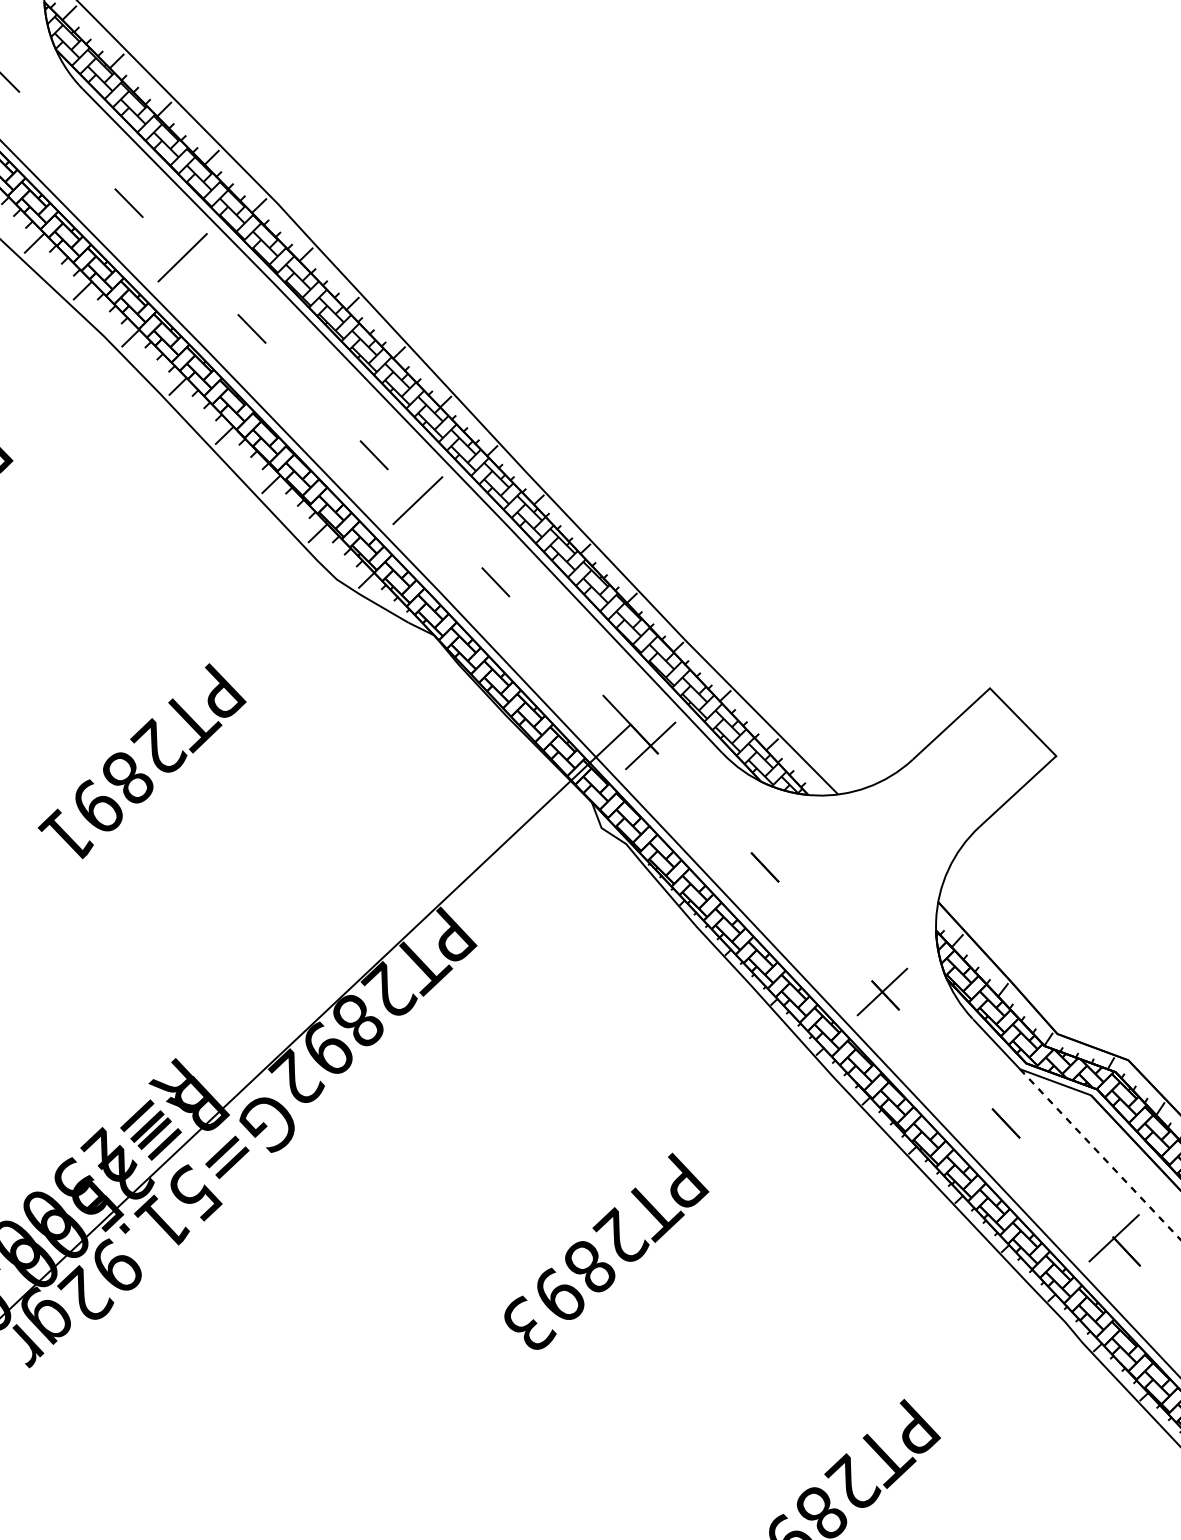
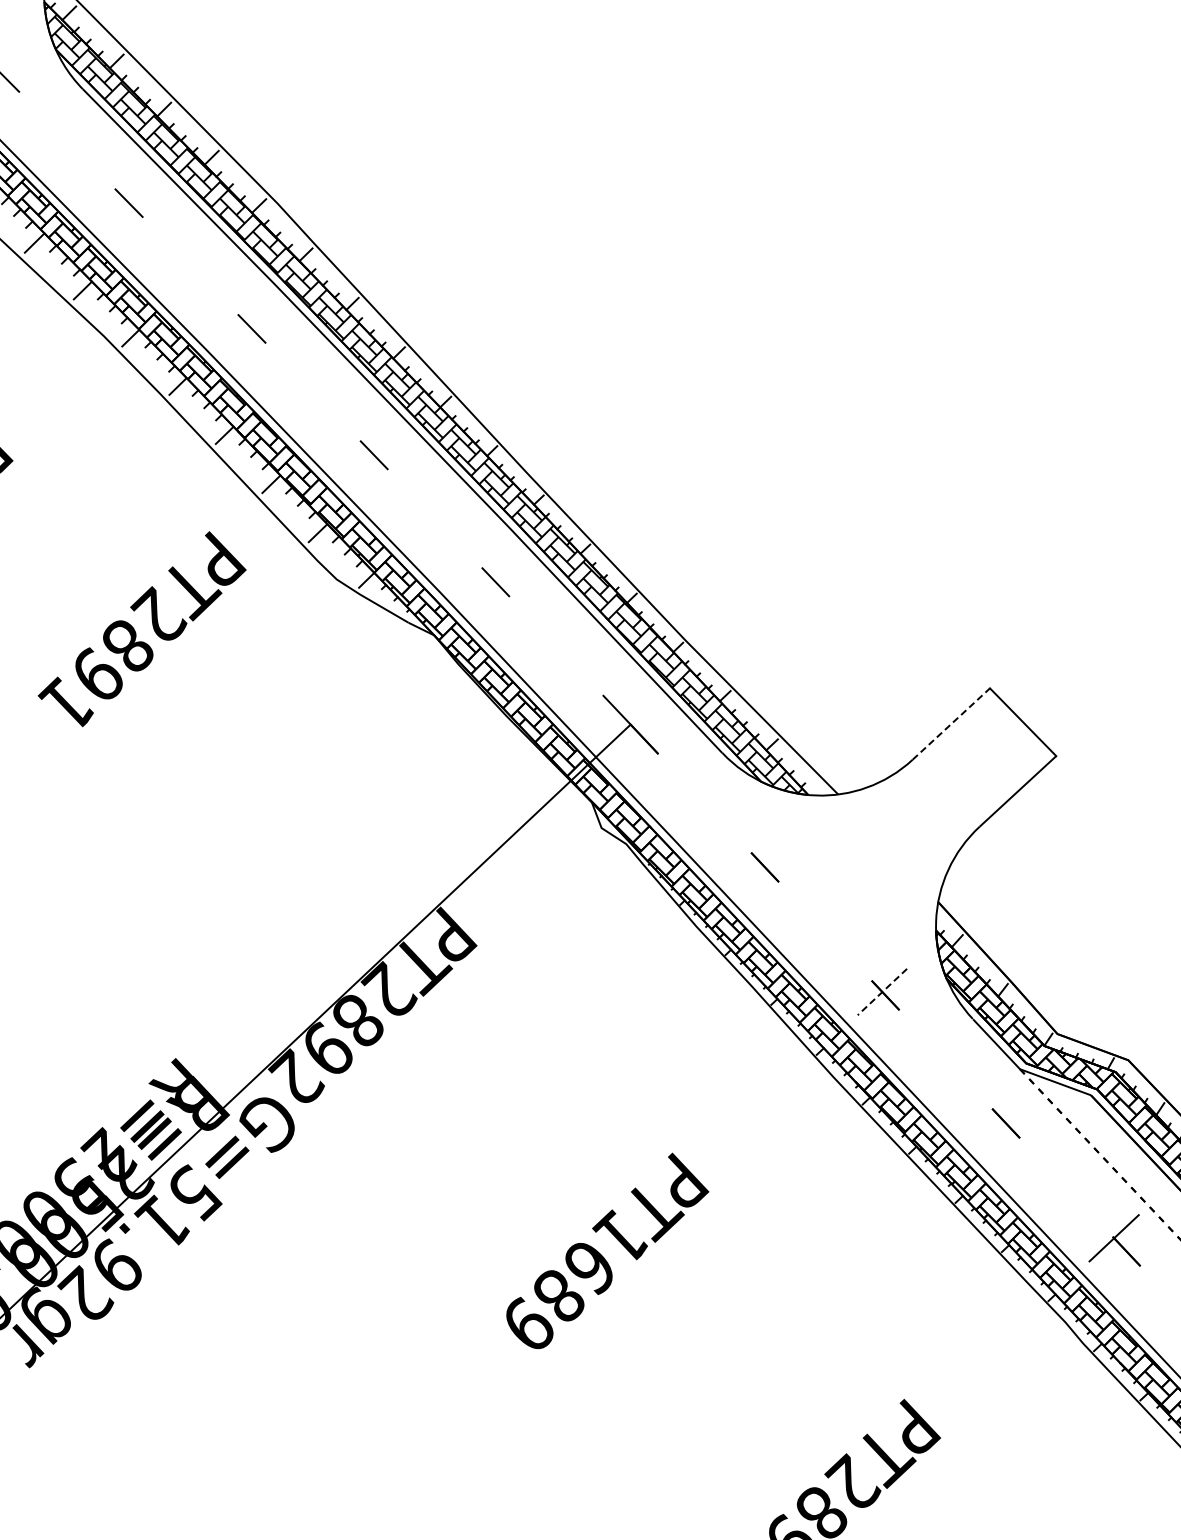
line: present -> none (182, 257)
line: present -> none (417, 500)
line: solid -> dashed (951, 724)
line: present -> none (650, 745)
text position: (141, 761) -> (141, 629) (141, 629)
line: solid -> dashed (882, 992)
text: PT2893 -> PT1689 (576, 1278)
